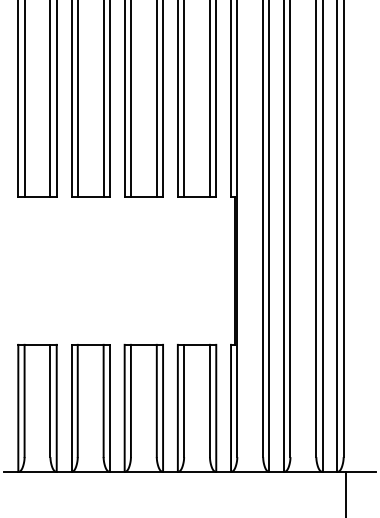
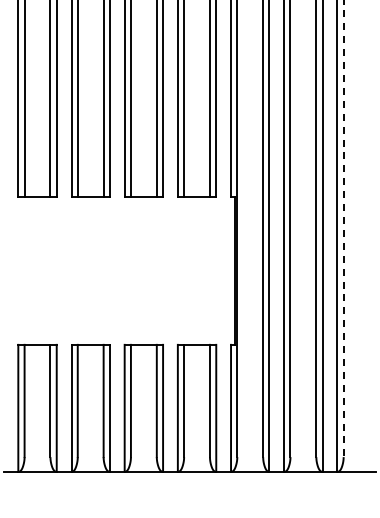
line: solid -> dashed (343, 229)
line: present -> none (346, 492)
